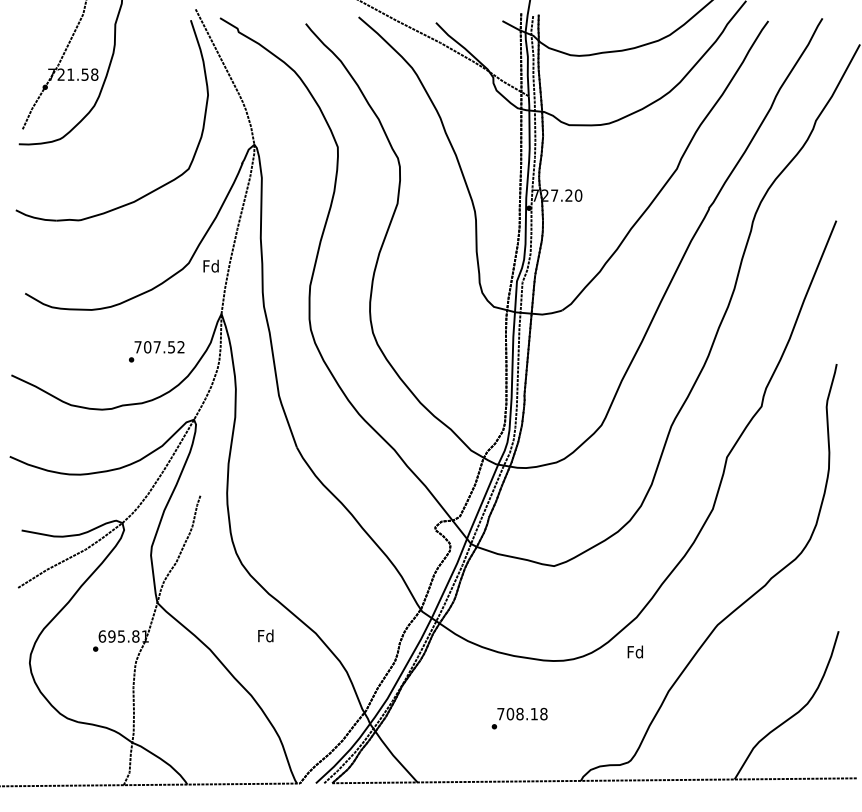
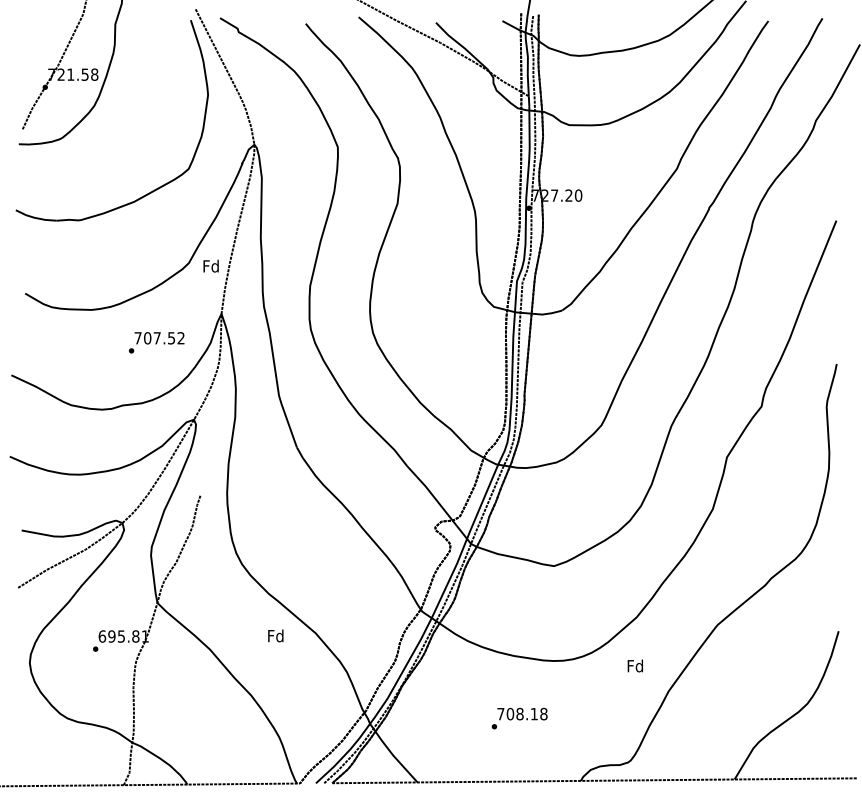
text position: (156, 351) -> (156, 342) (156, 342)
text position: (265, 635) -> (275, 635) (275, 635)
text position: (634, 651) -> (634, 665) (634, 665)
